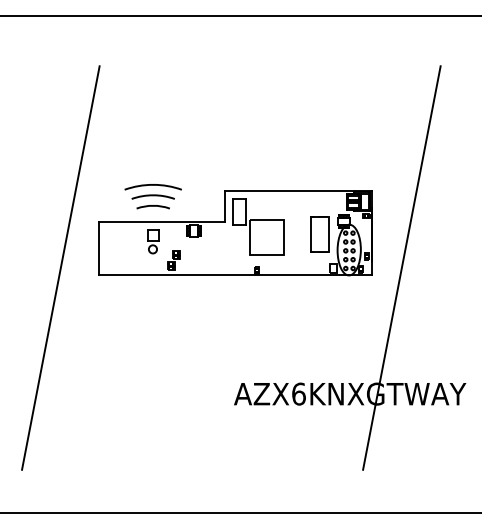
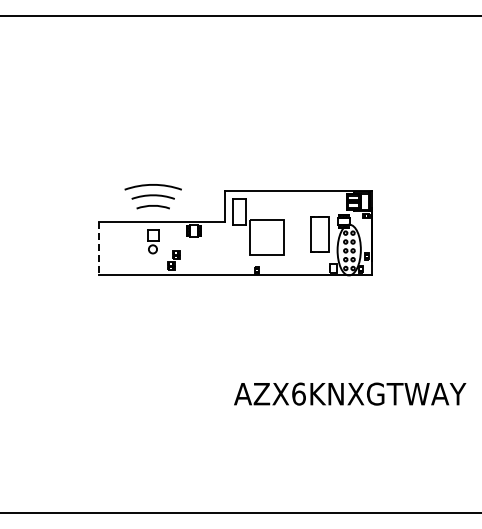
line: solid -> dashed (99, 248)
line: present -> none (60, 267)
line: present -> none (401, 267)
